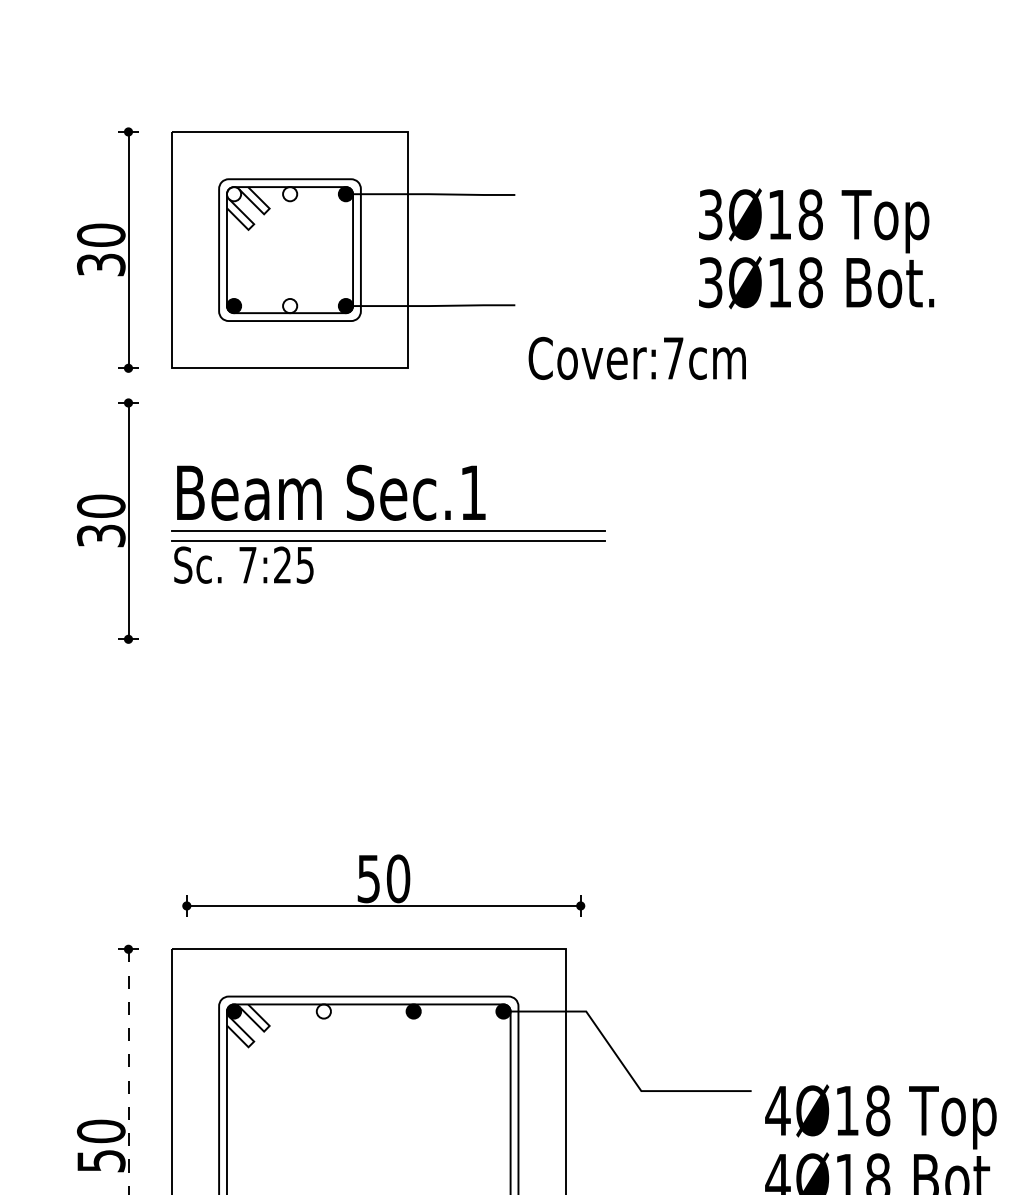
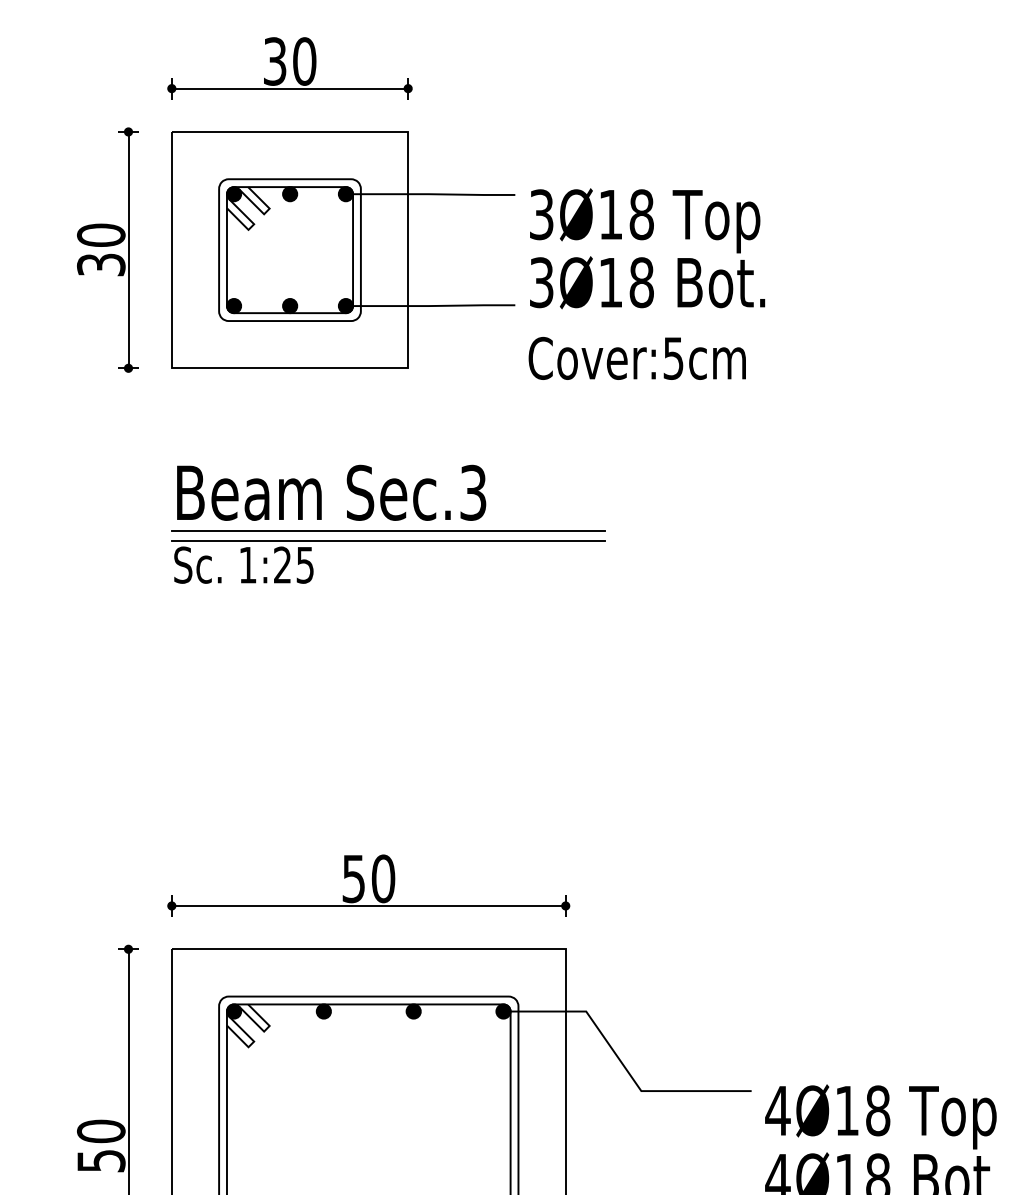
part: none -> present (289, 68)
fill: none -> present (233, 194)
fill: none -> present (290, 194)
text position: (816, 248) -> (647, 248) (647, 248)
fill: none -> present (290, 305)
text: Cover:7cm -> Cover:5cm (673, 358)
text: Sec.1 -> Sec.3 (473, 492)
part: present -> none (107, 520)
text: 7:25 -> 1:25 (247, 565)
part position: (383, 885) -> (368, 885) (368, 885)
fill: none -> present (323, 1011)
line: dashed -> solid (128, 1072)
